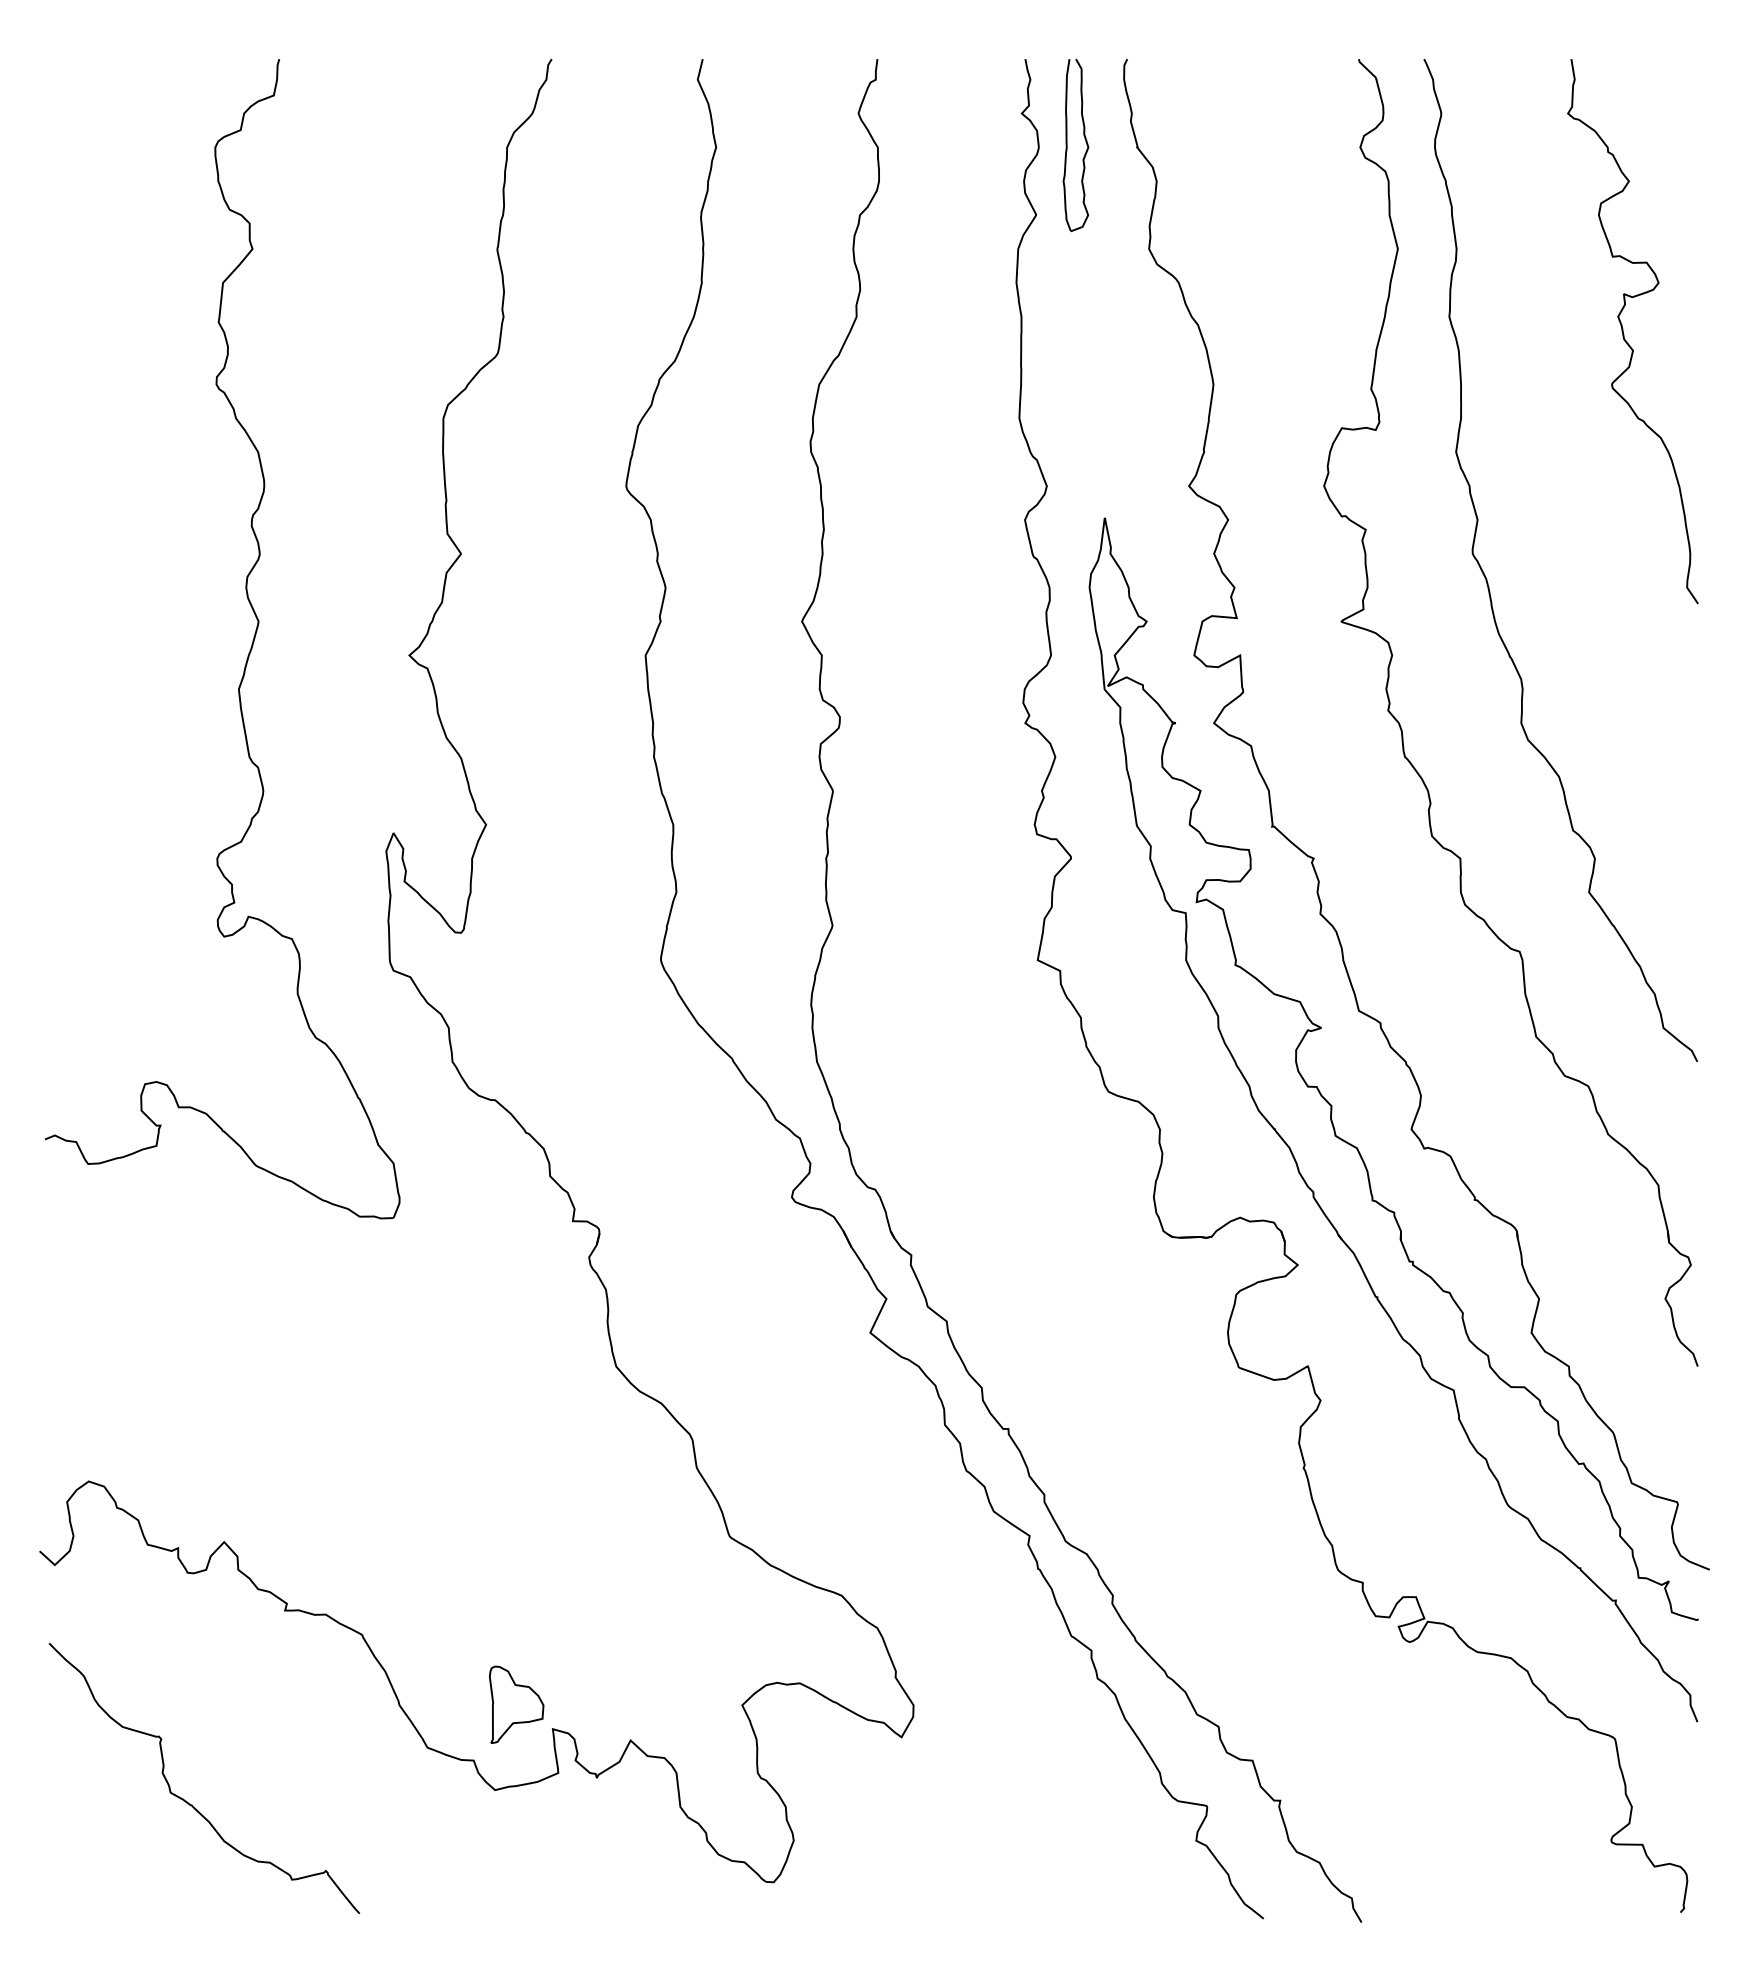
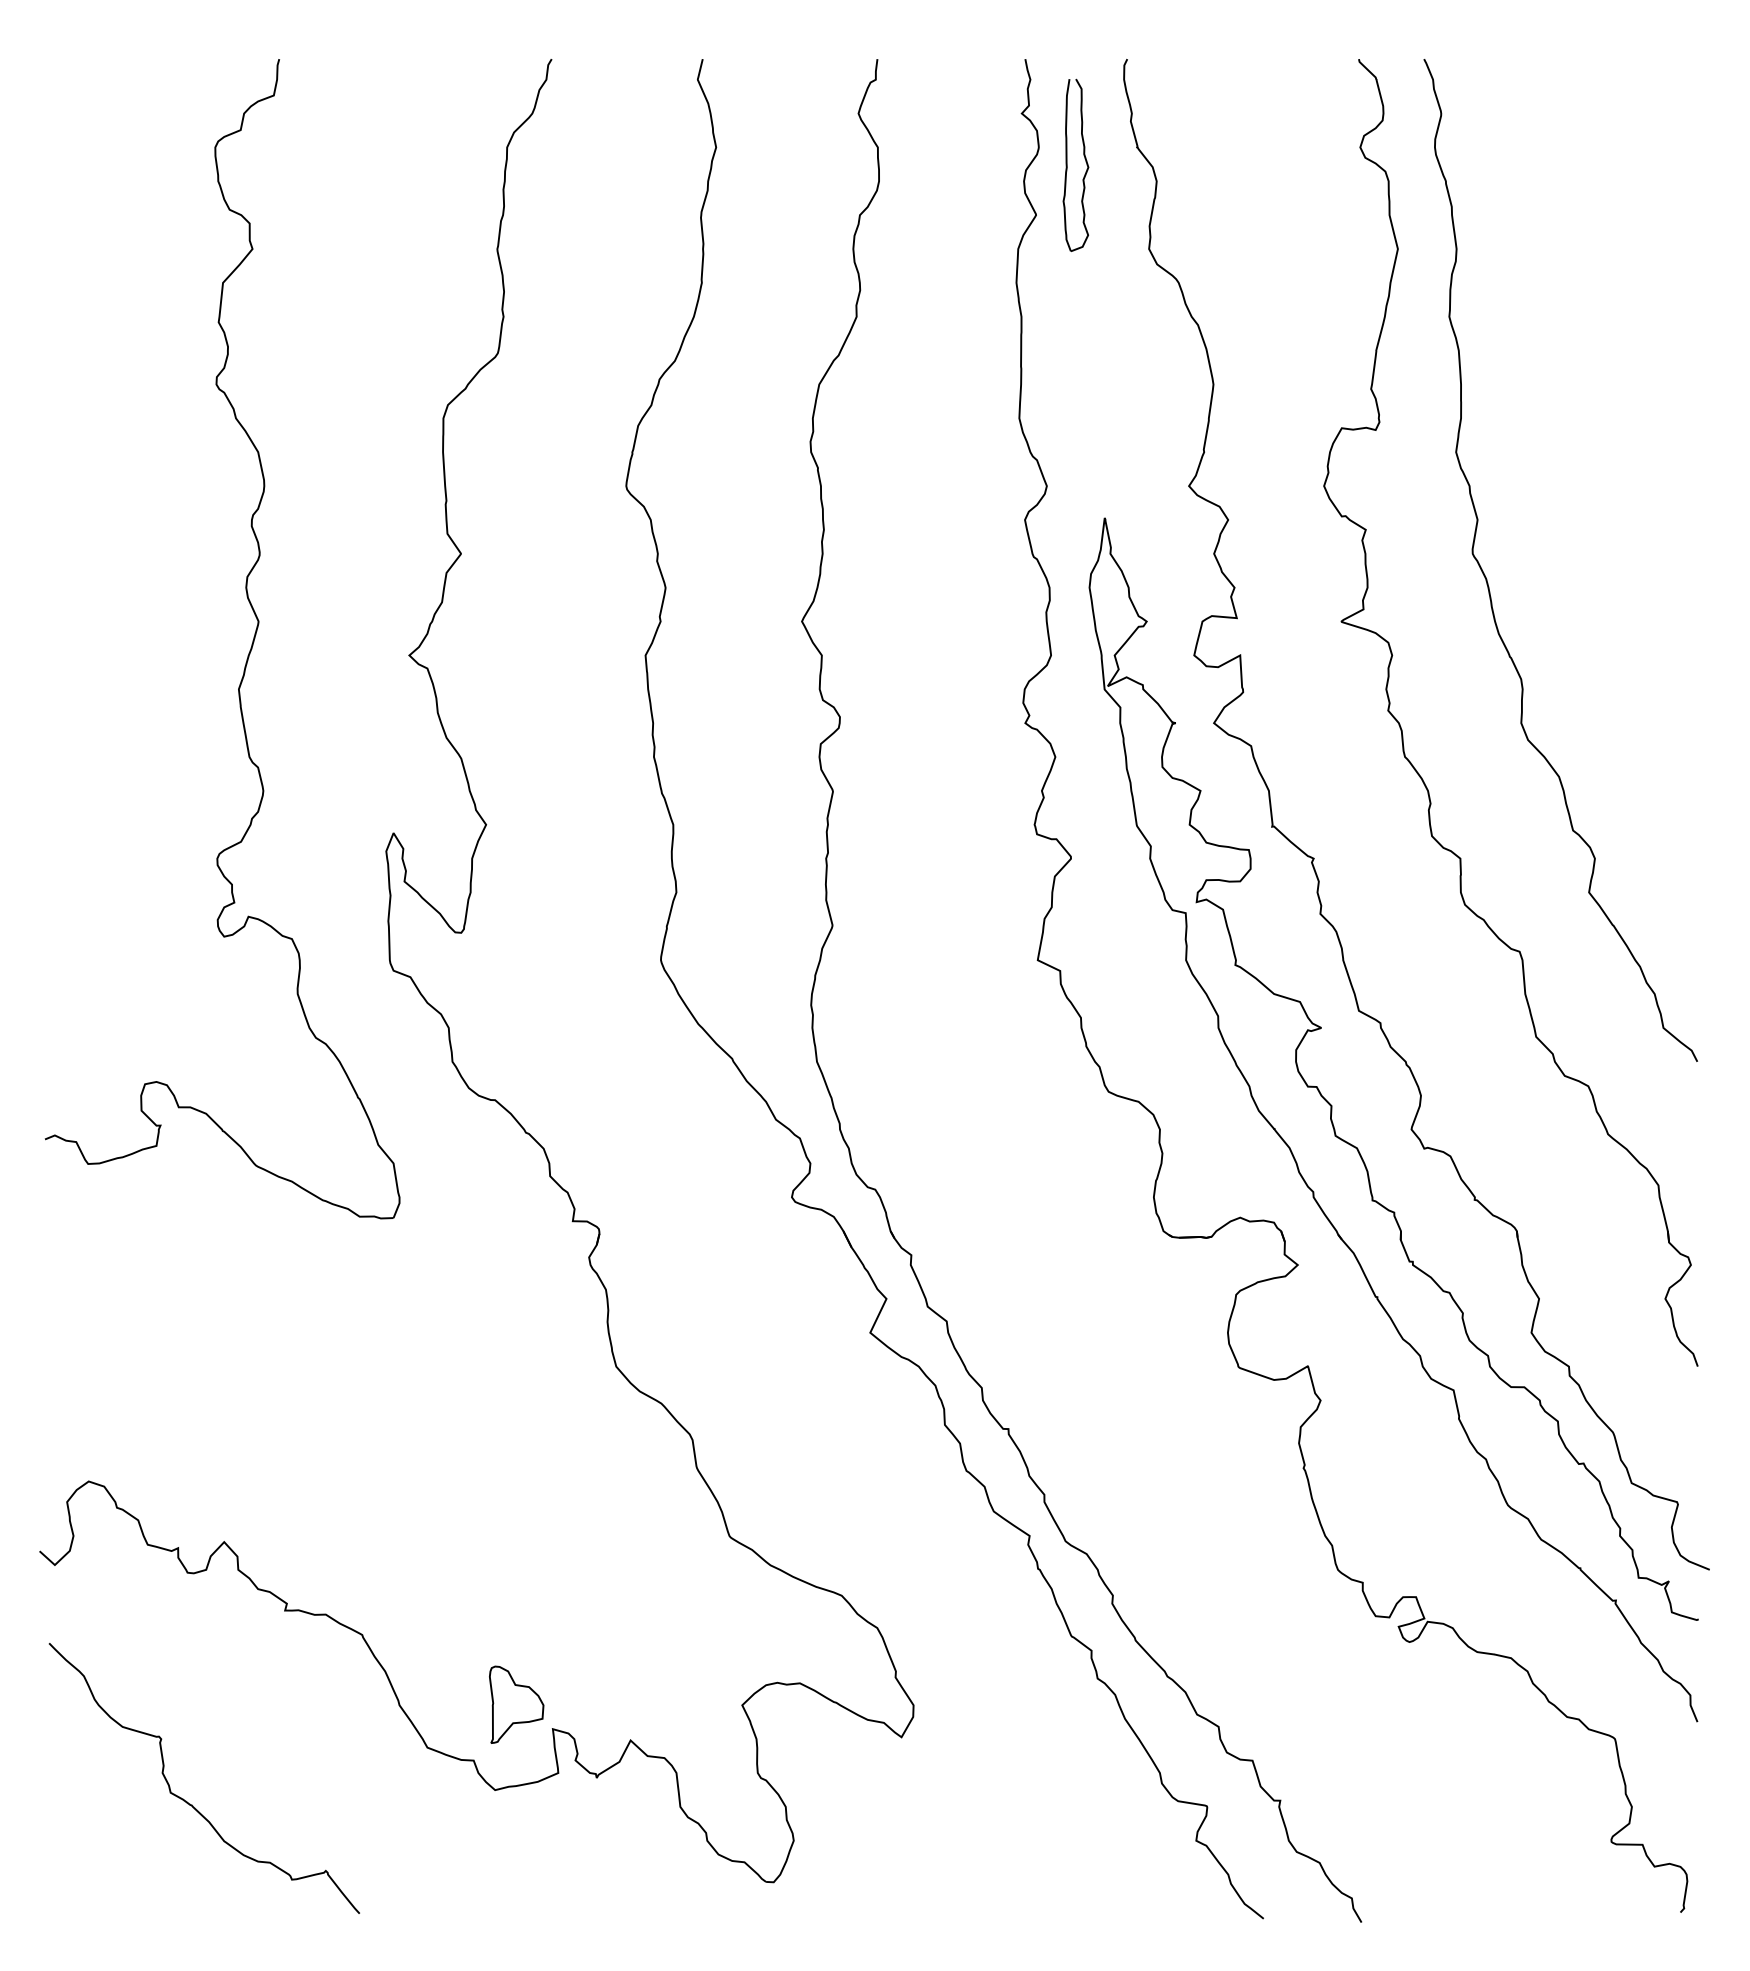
part position: (1067, 144) -> (1067, 164) (1067, 164)
curve: present -> none (1624, 334)
